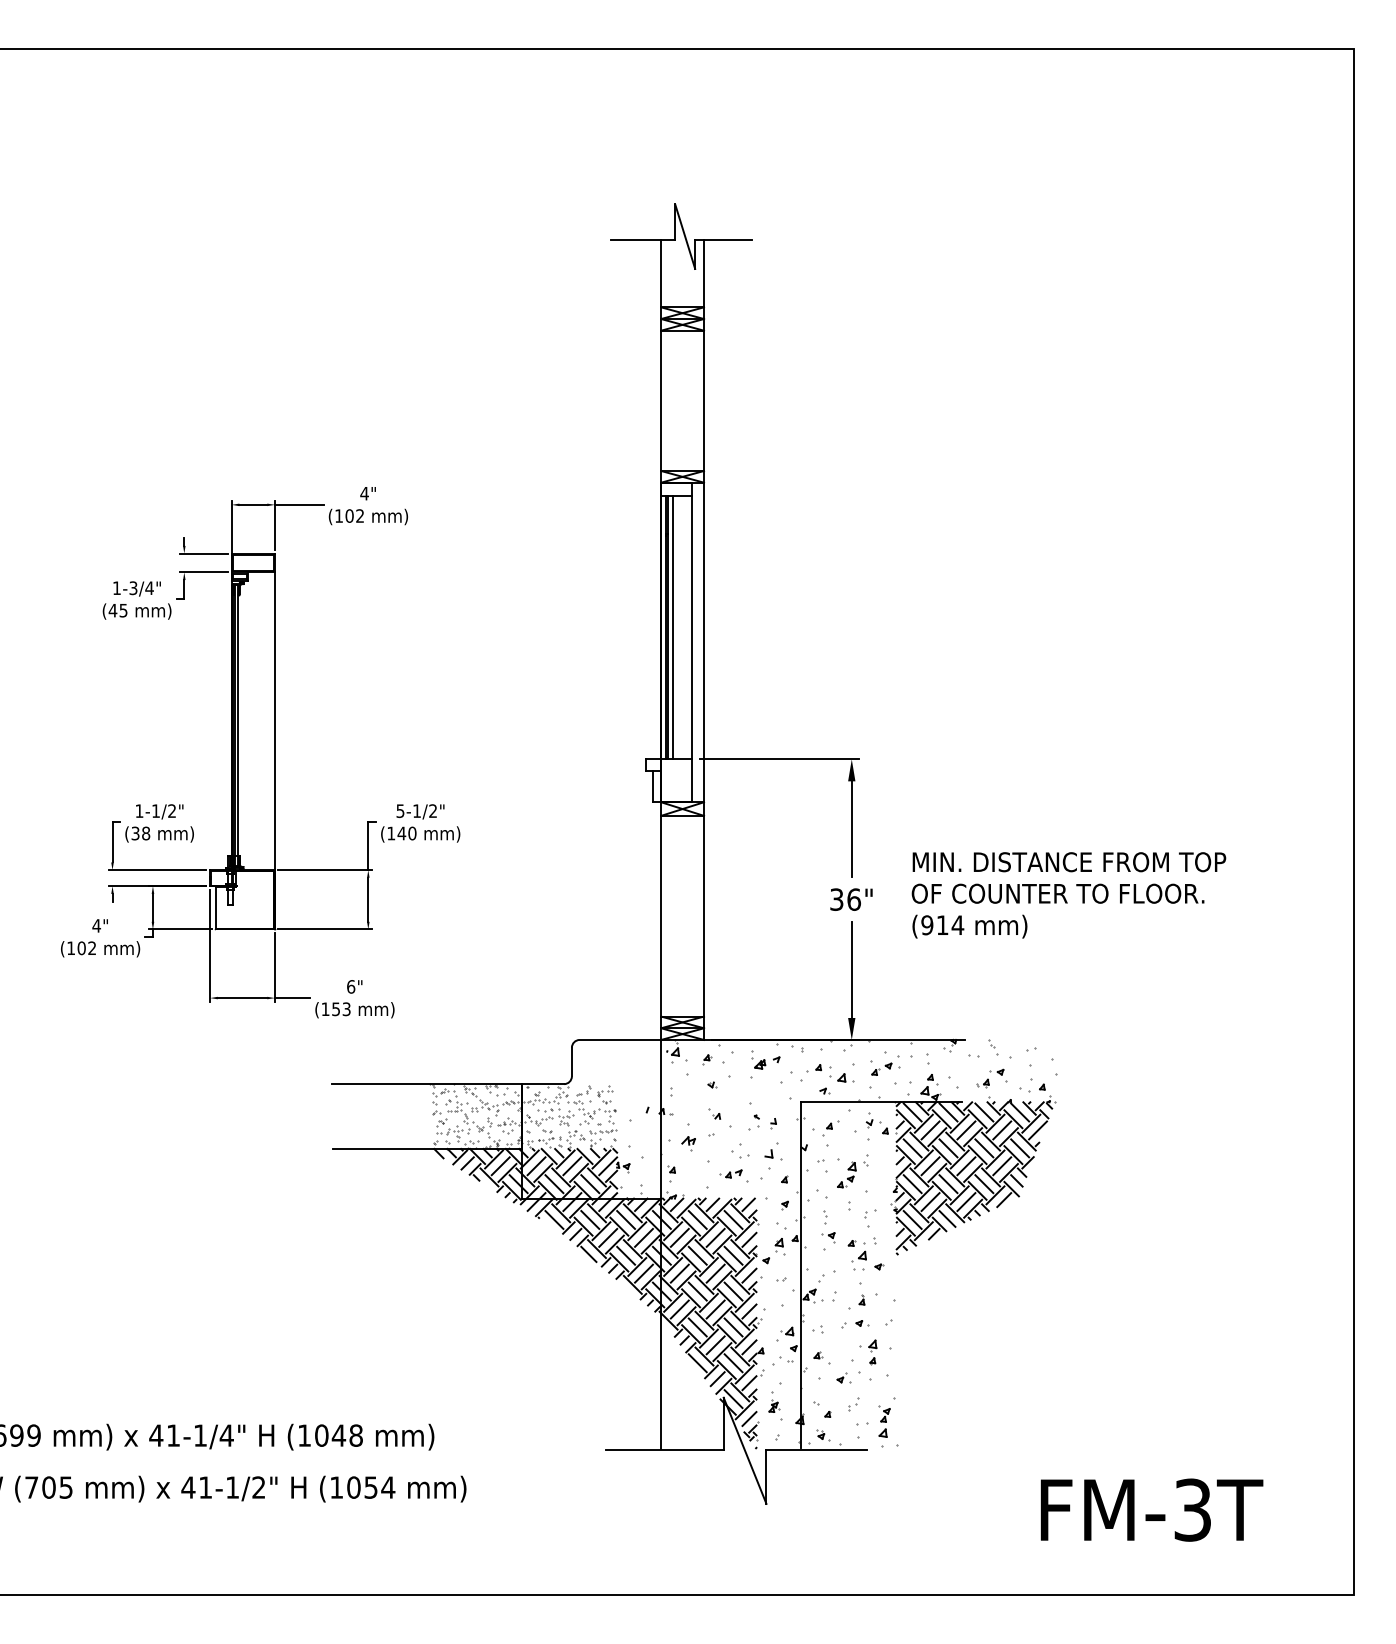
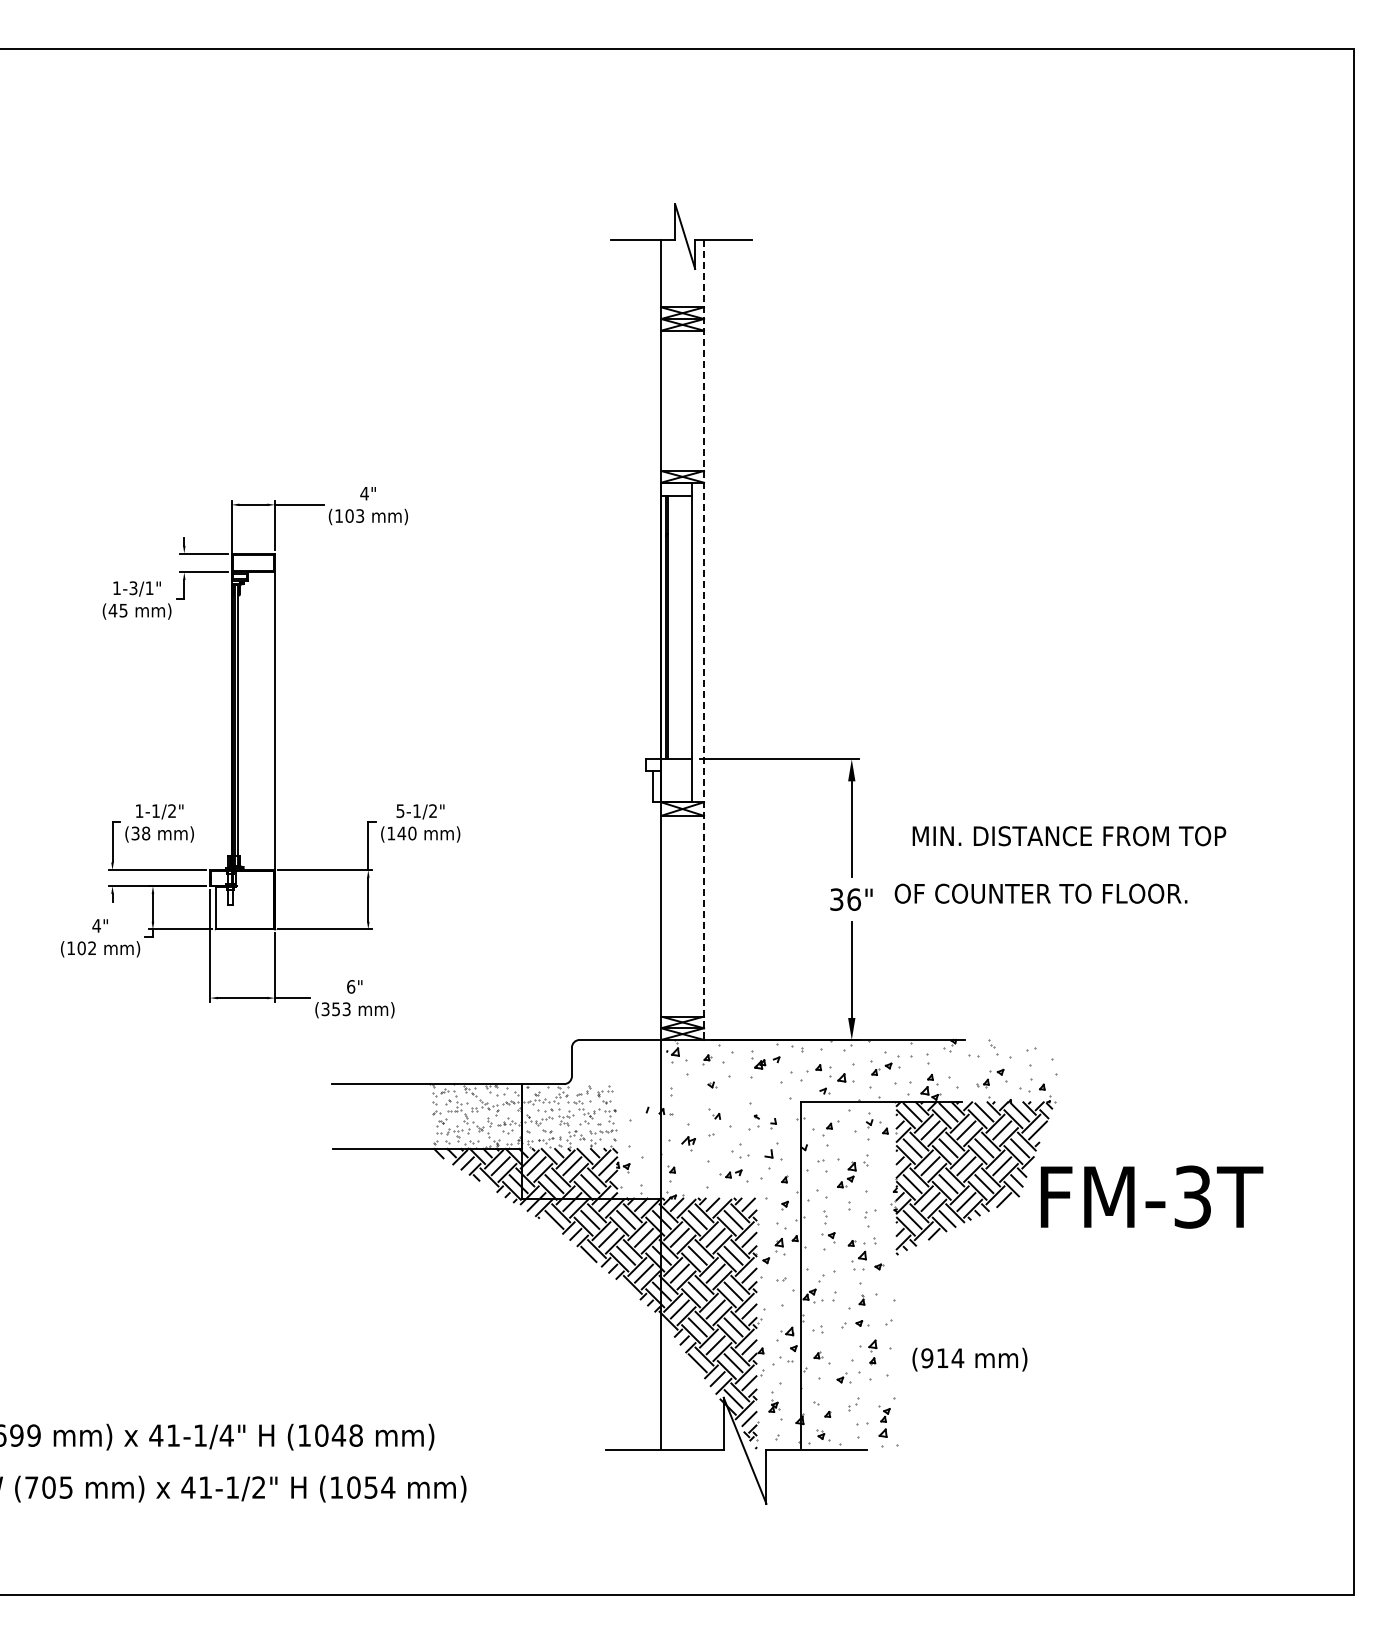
text: (102 -> (103 (360, 516)
text: 1-3/4" -> 1-3/1" (149, 587)
line: present -> none (672, 627)
line: solid -> dashed (704, 640)
text position: (1069, 862) -> (1069, 836) (1069, 836)
text position: (1057, 893) -> (1040, 893) (1040, 893)
text position: (969, 926) -> (969, 1359) (969, 1359)
text: (153 -> (353 (325, 1009)
text position: (1151, 1509) -> (1151, 1196) (1151, 1196)
